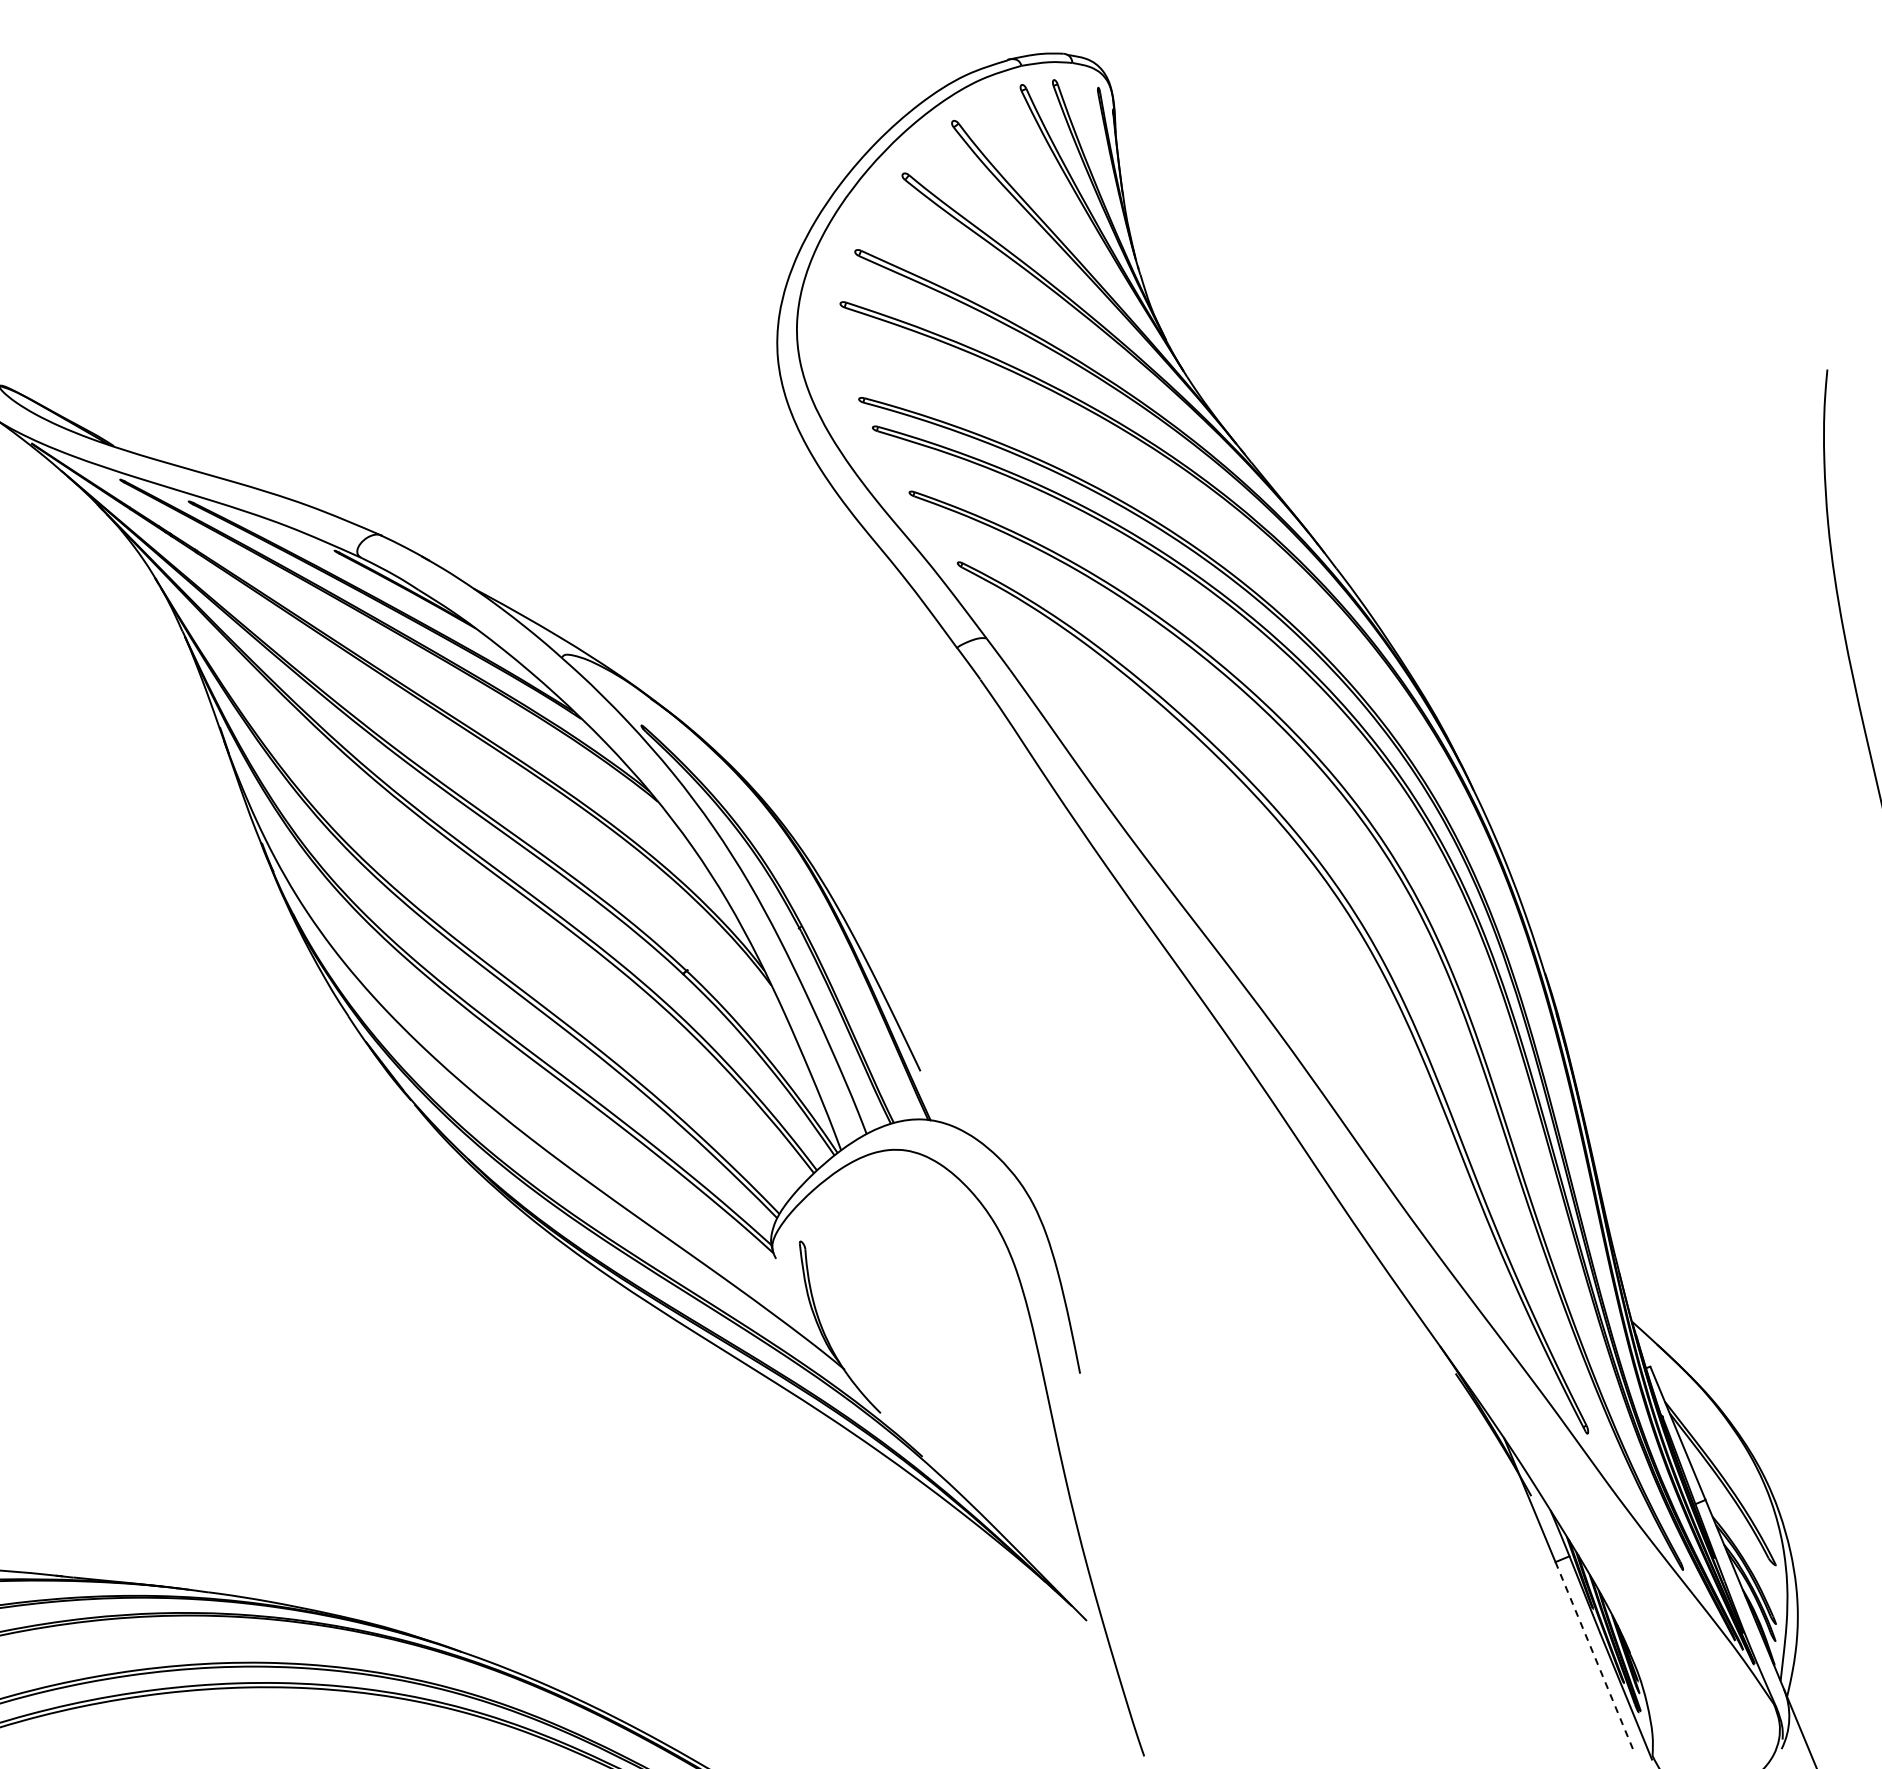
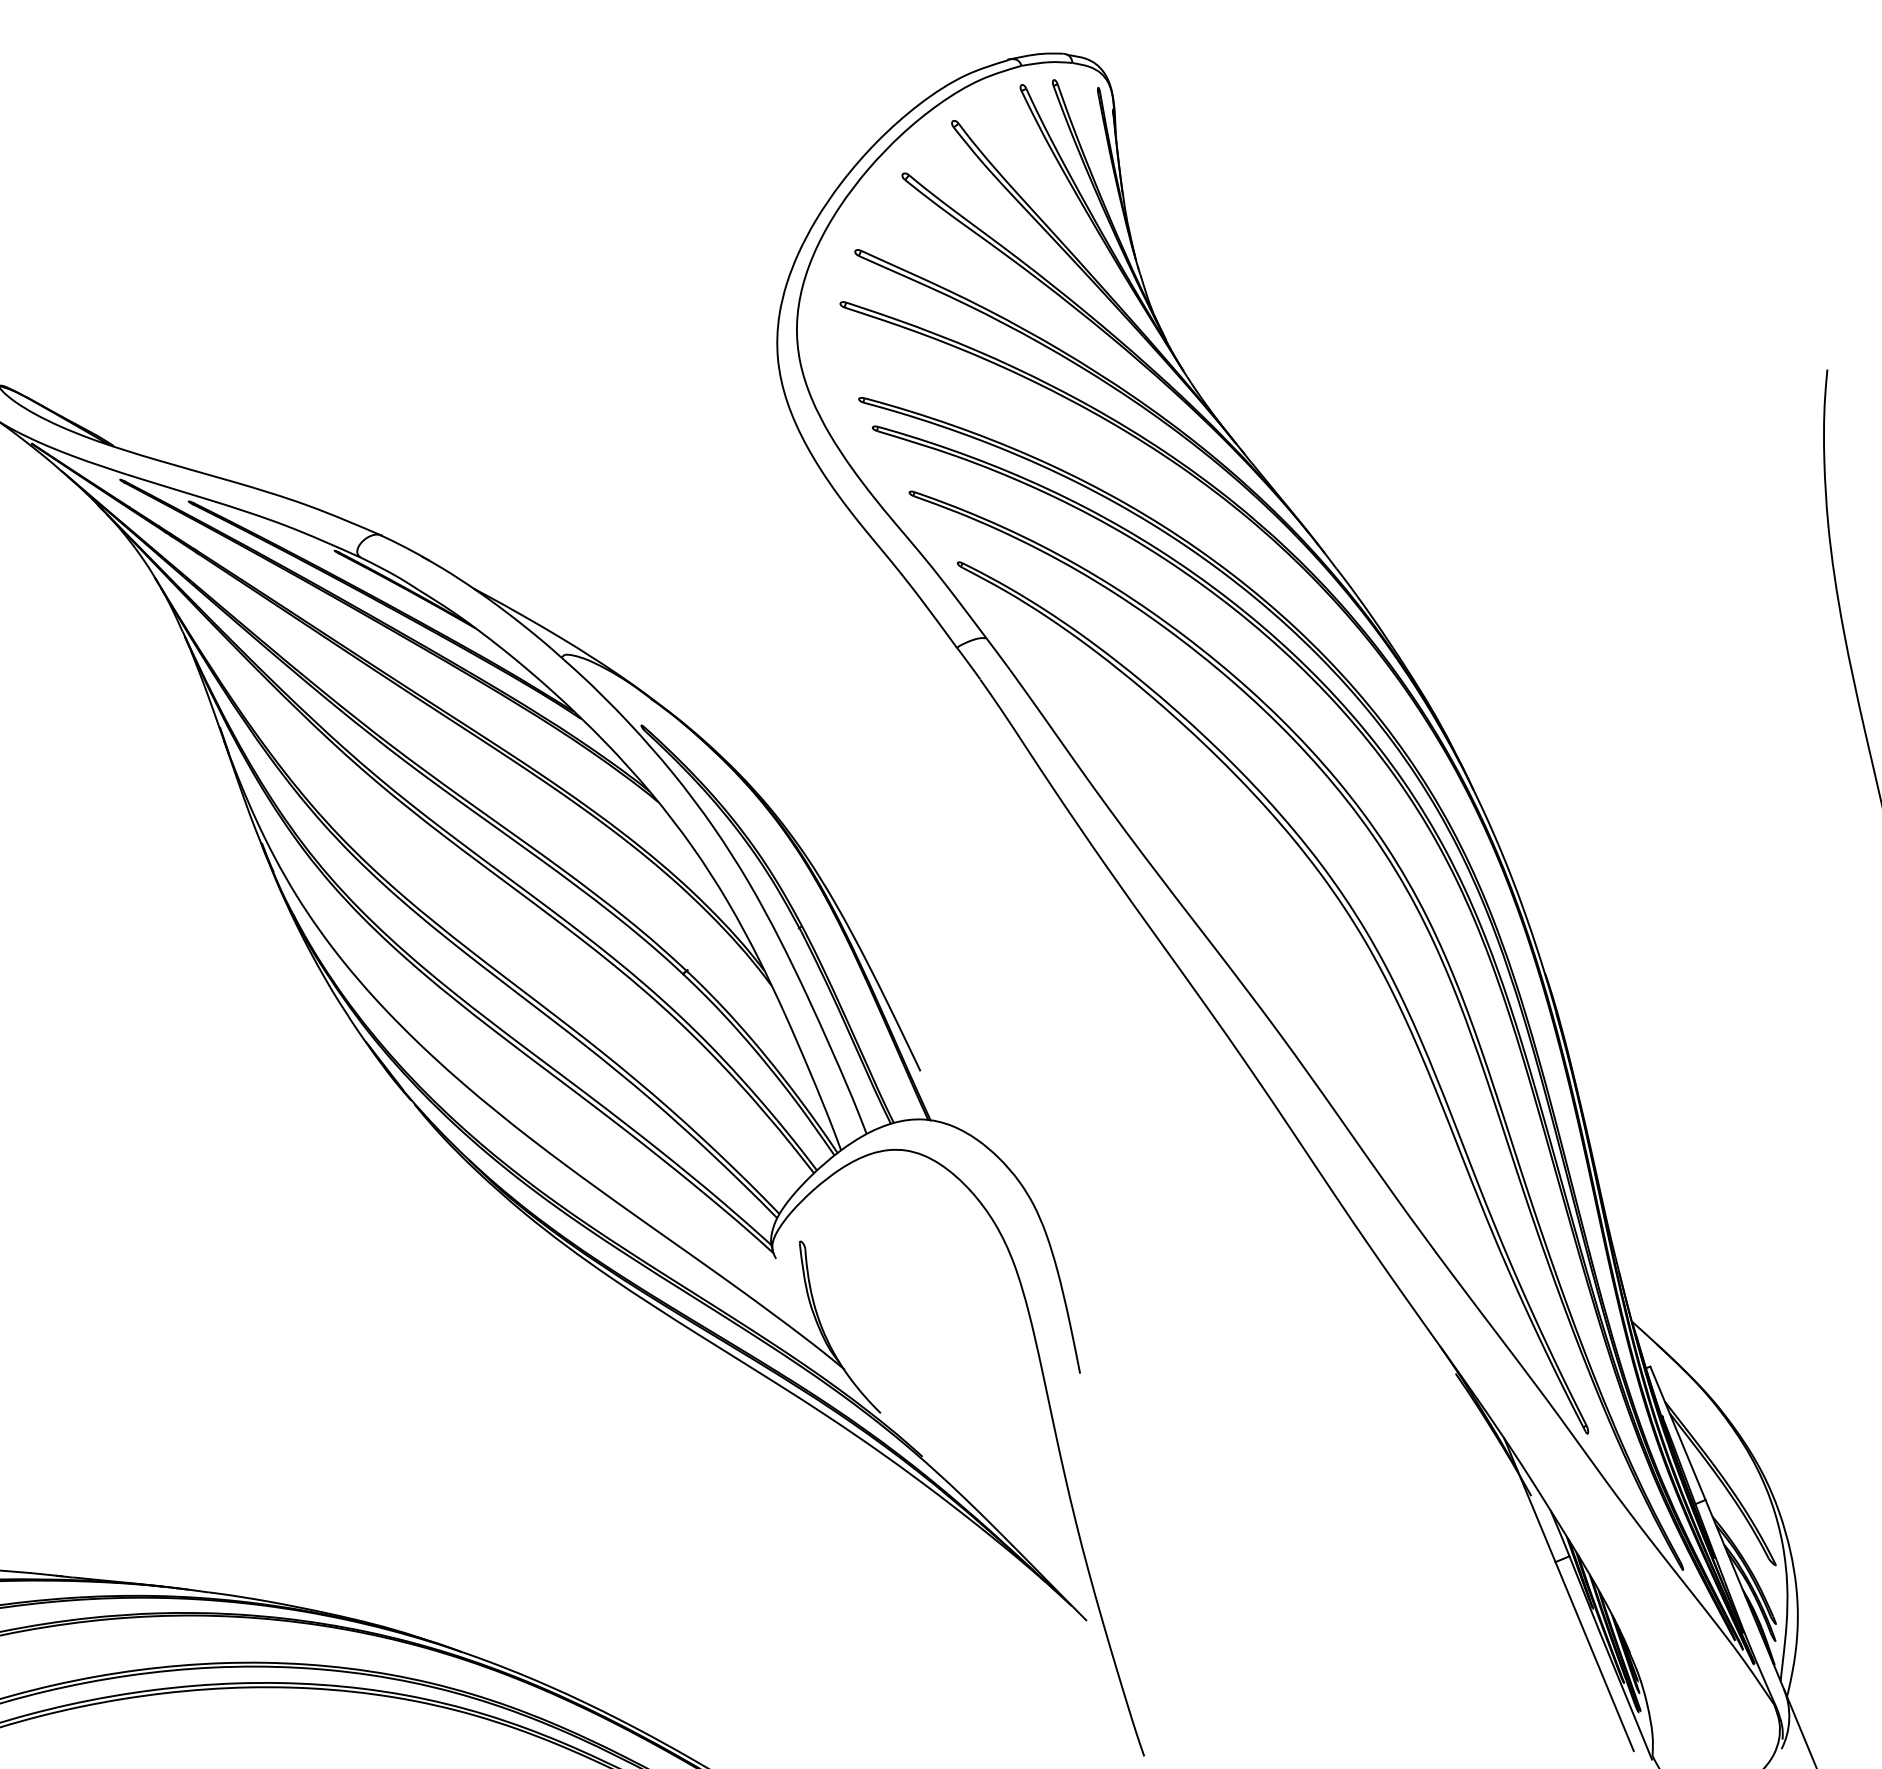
line: dashed -> solid (1594, 1657)
